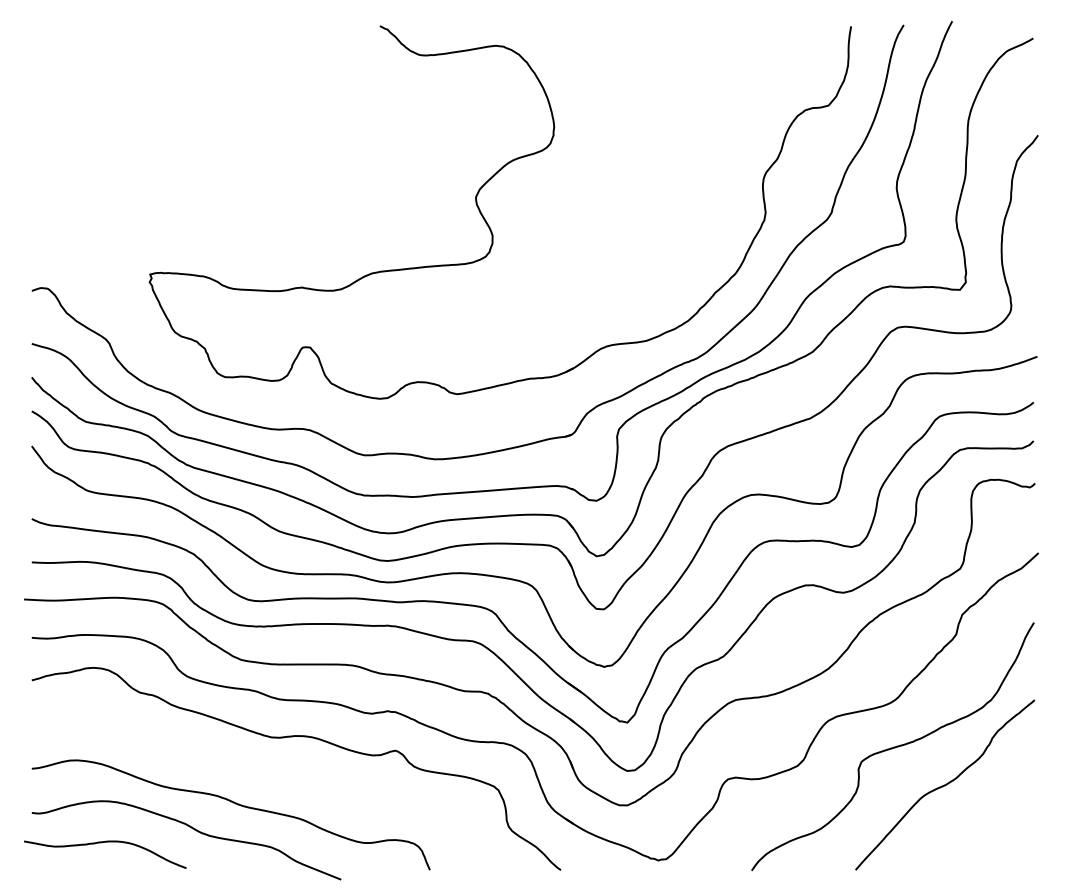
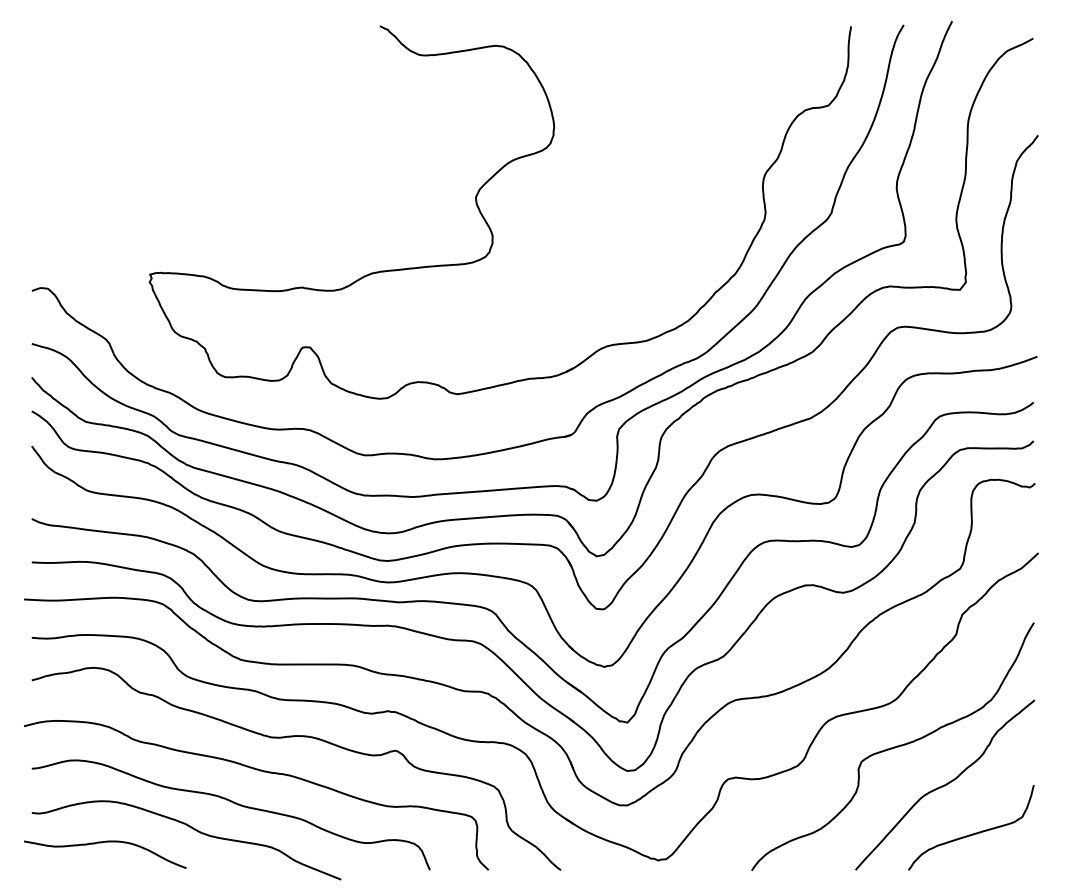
curve: none -> present (263, 772)
curve: none -> present (972, 833)
